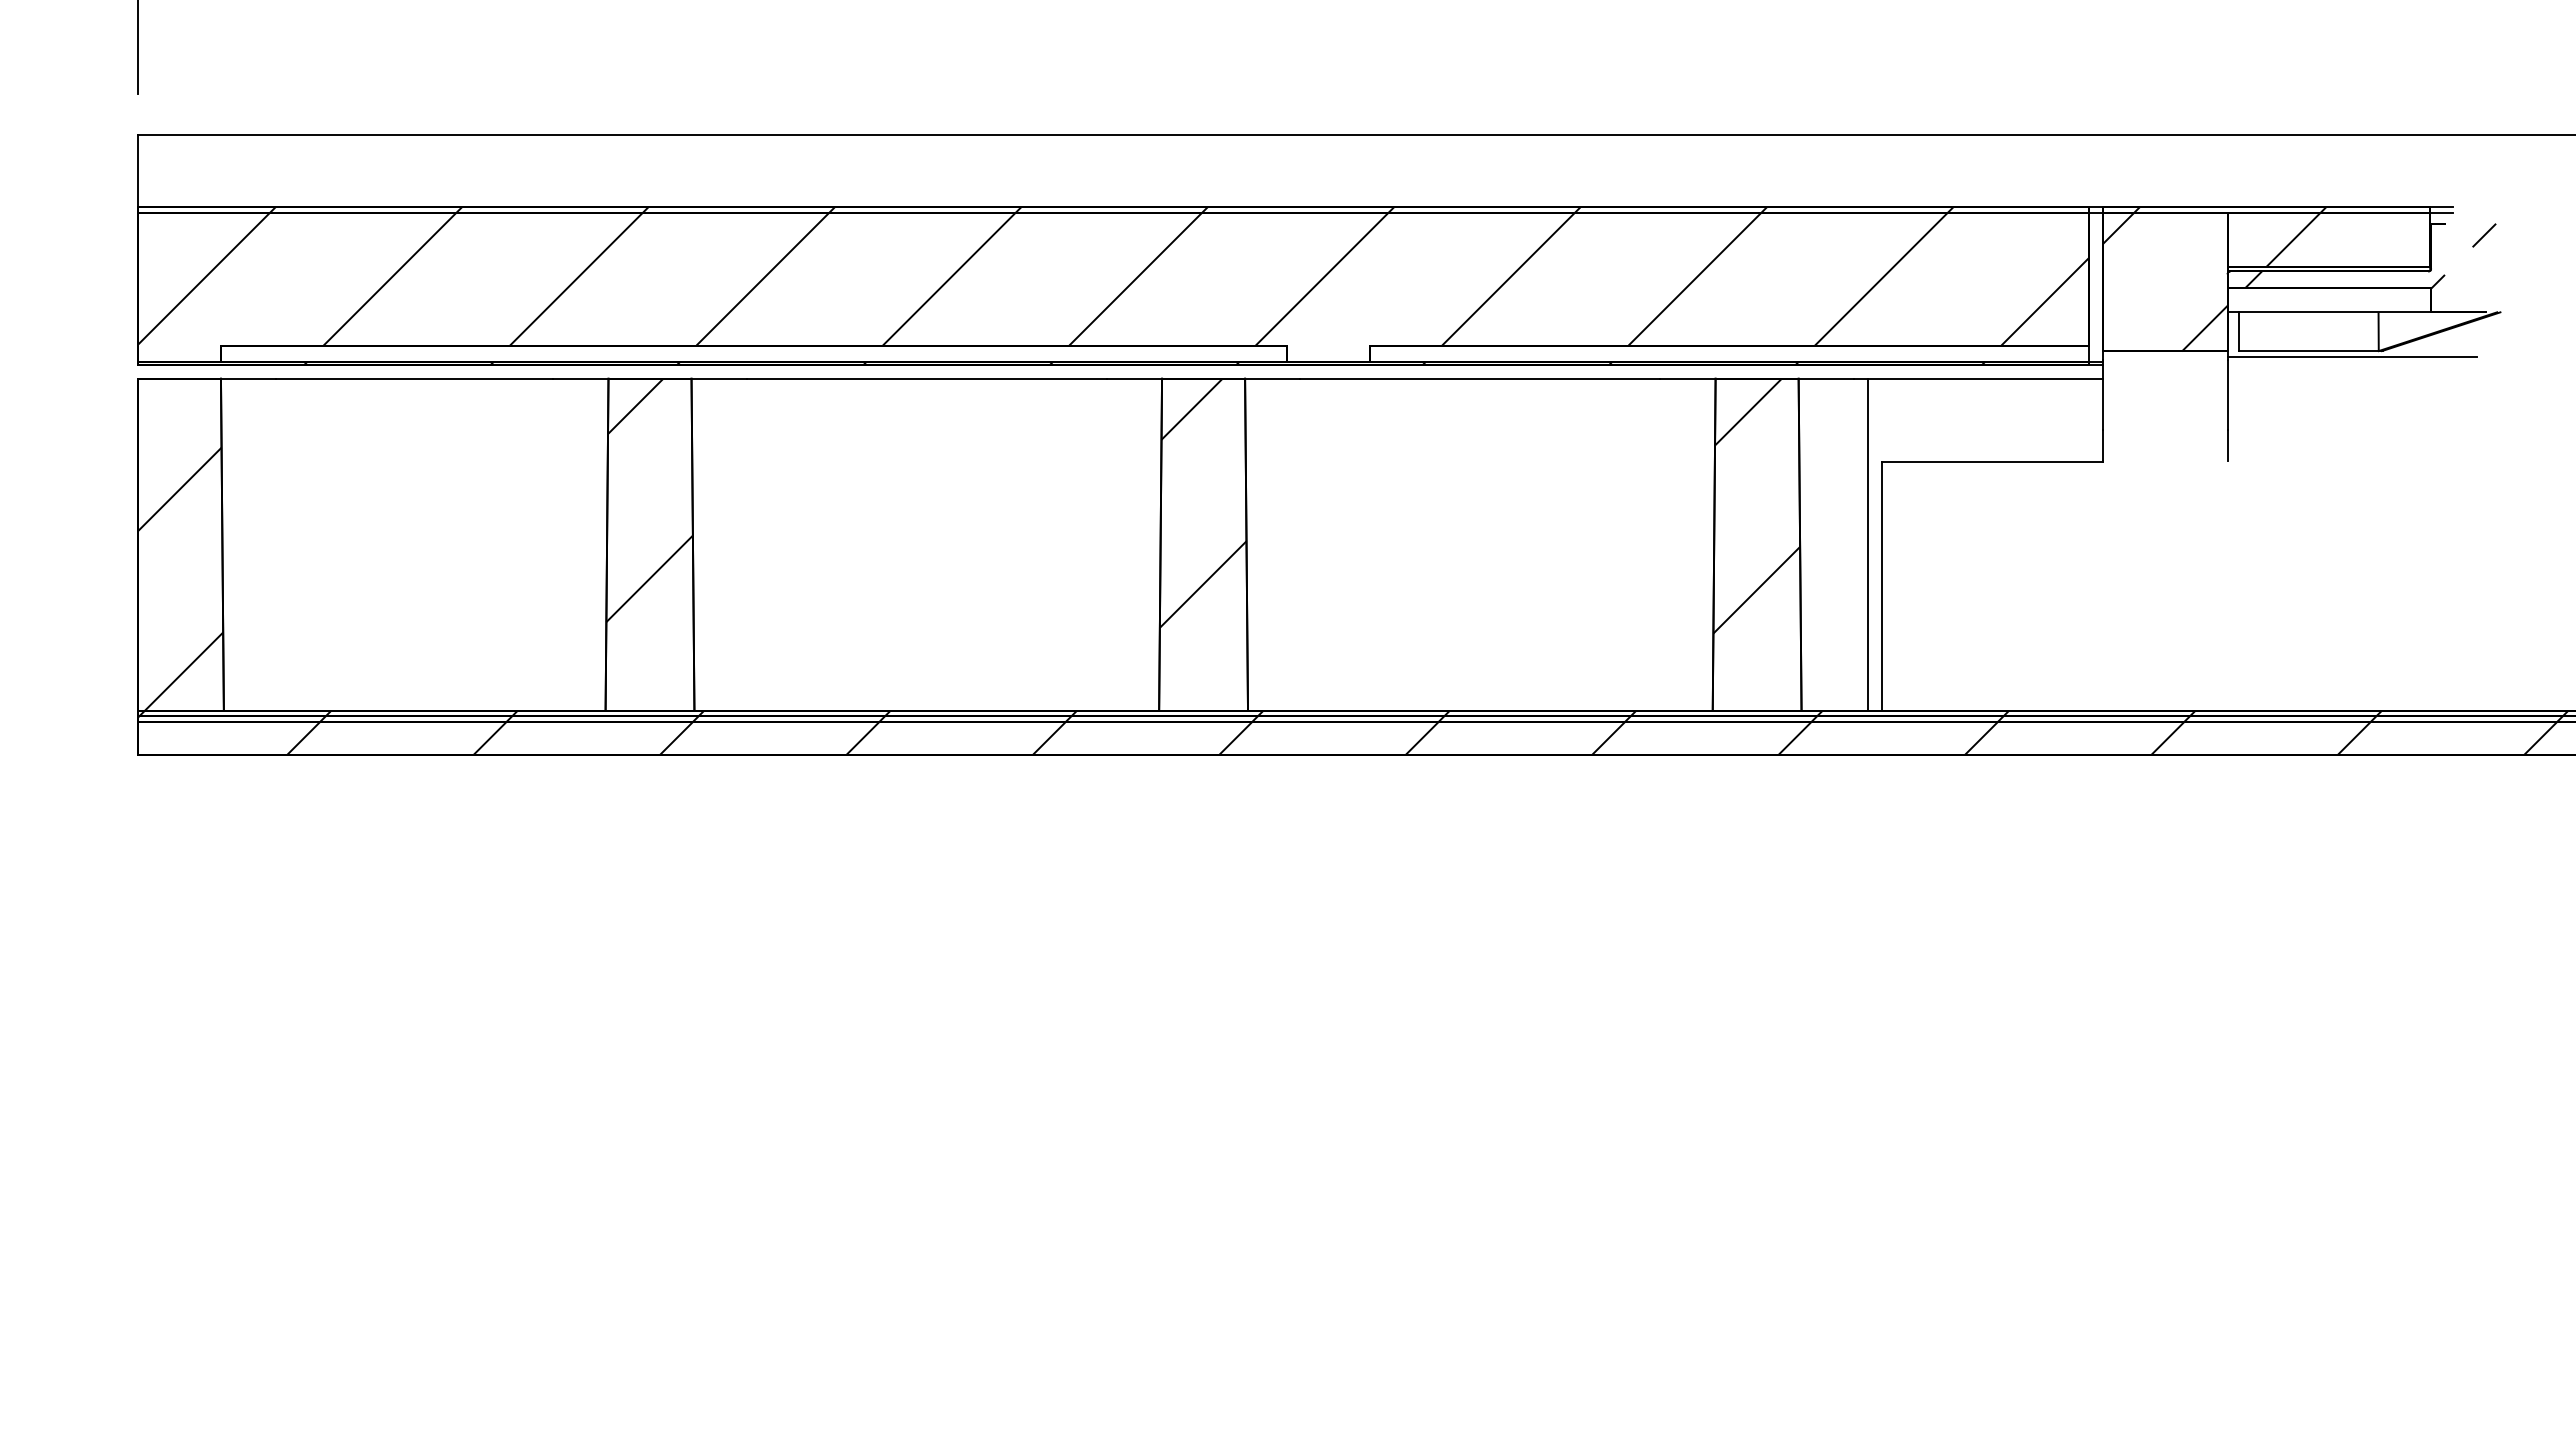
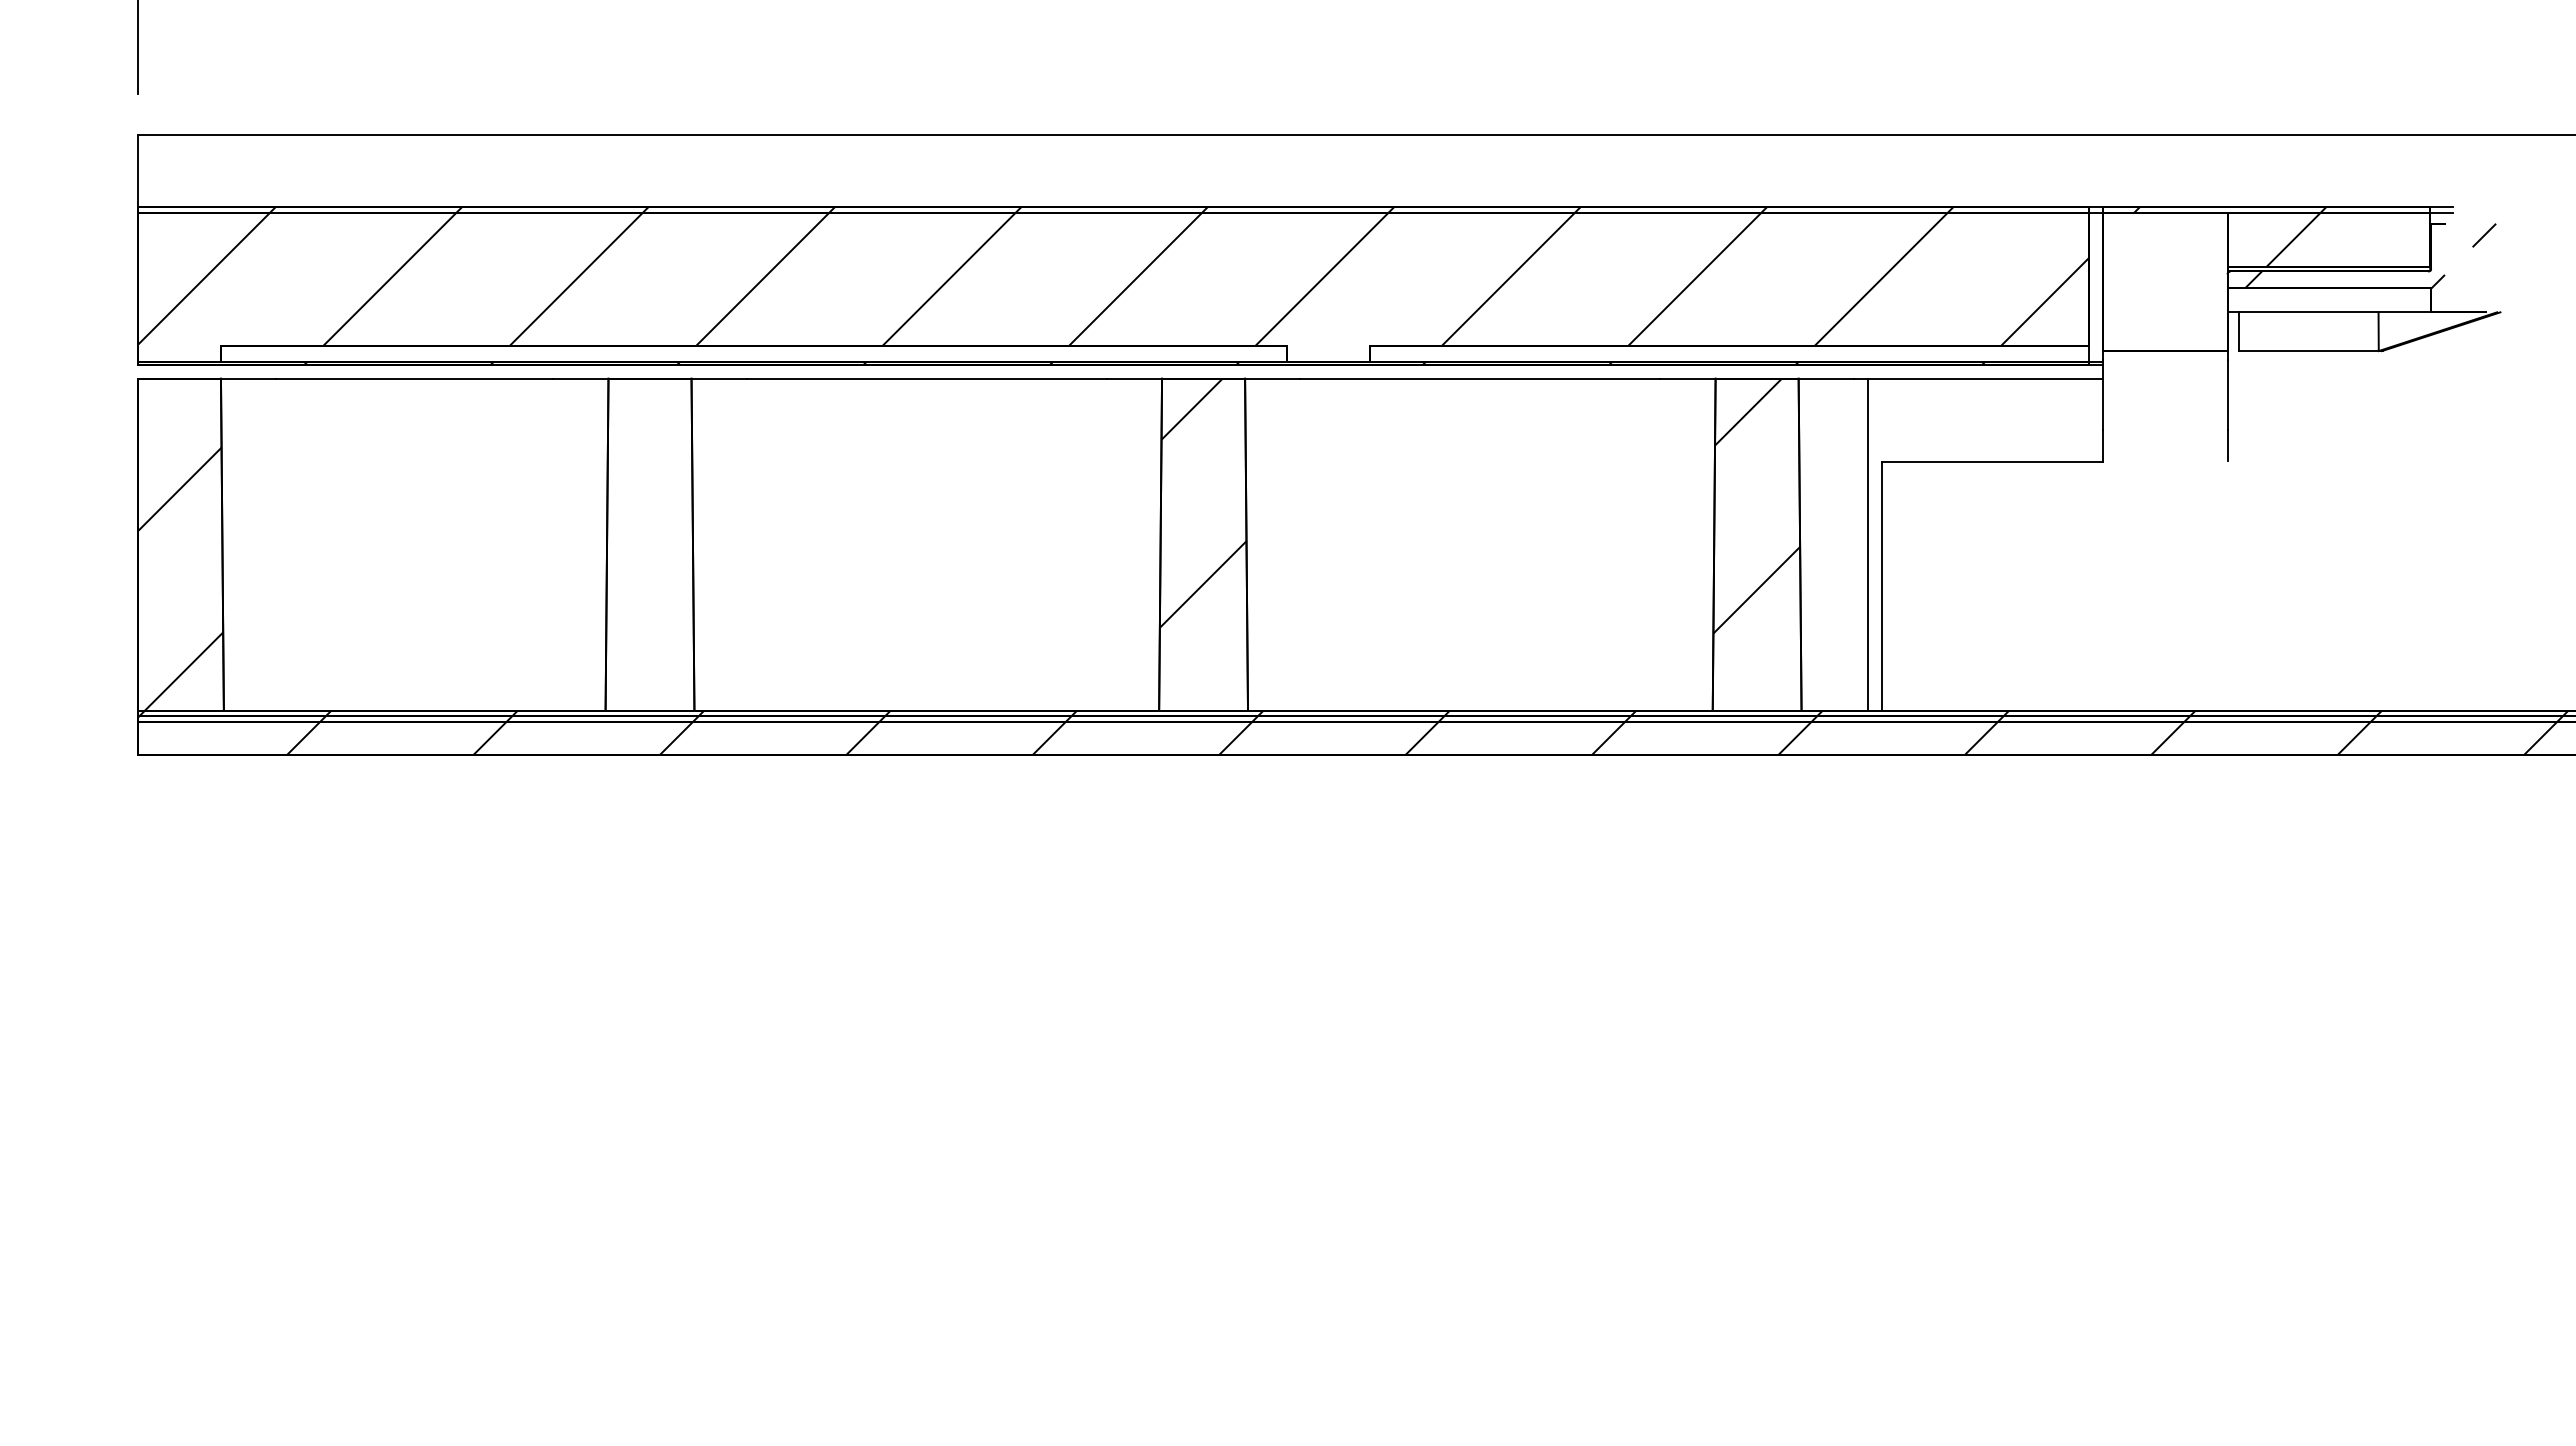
hatch: present -> none (2165, 281)
line: present -> none (2351, 356)
hatch: present -> none (649, 500)
